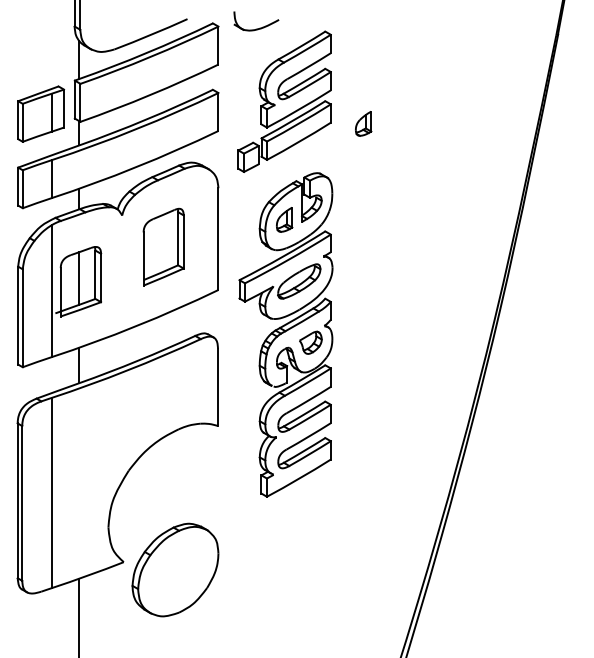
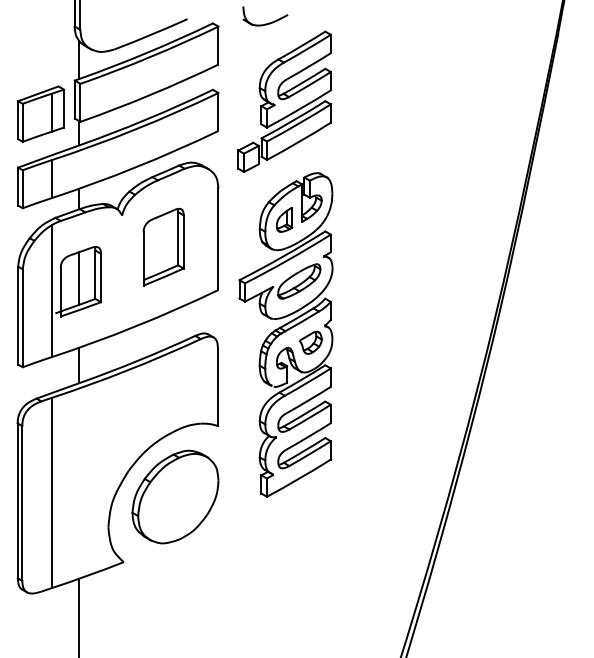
part position: (259, 27) -> (268, 22) (268, 22)
part: present -> none (363, 123)
part position: (175, 569) -> (175, 496) (175, 496)
